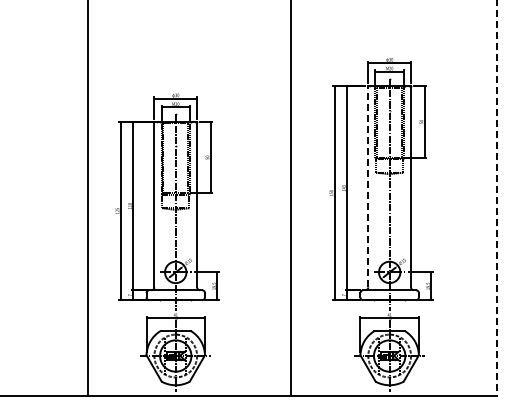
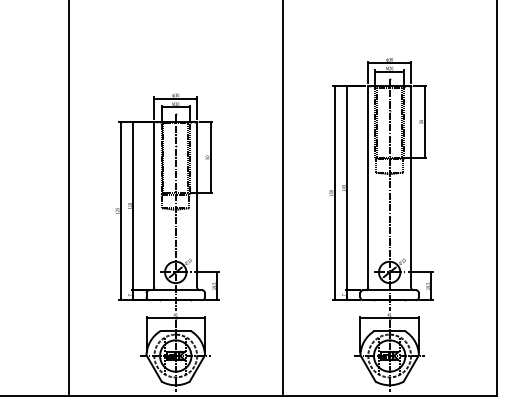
line: dashed -> solid (368, 186)
line: dashed -> solid (496, 197)
line position: (87, 198) -> (68, 198) (68, 198)
line position: (290, 198) -> (282, 198) (282, 198)
